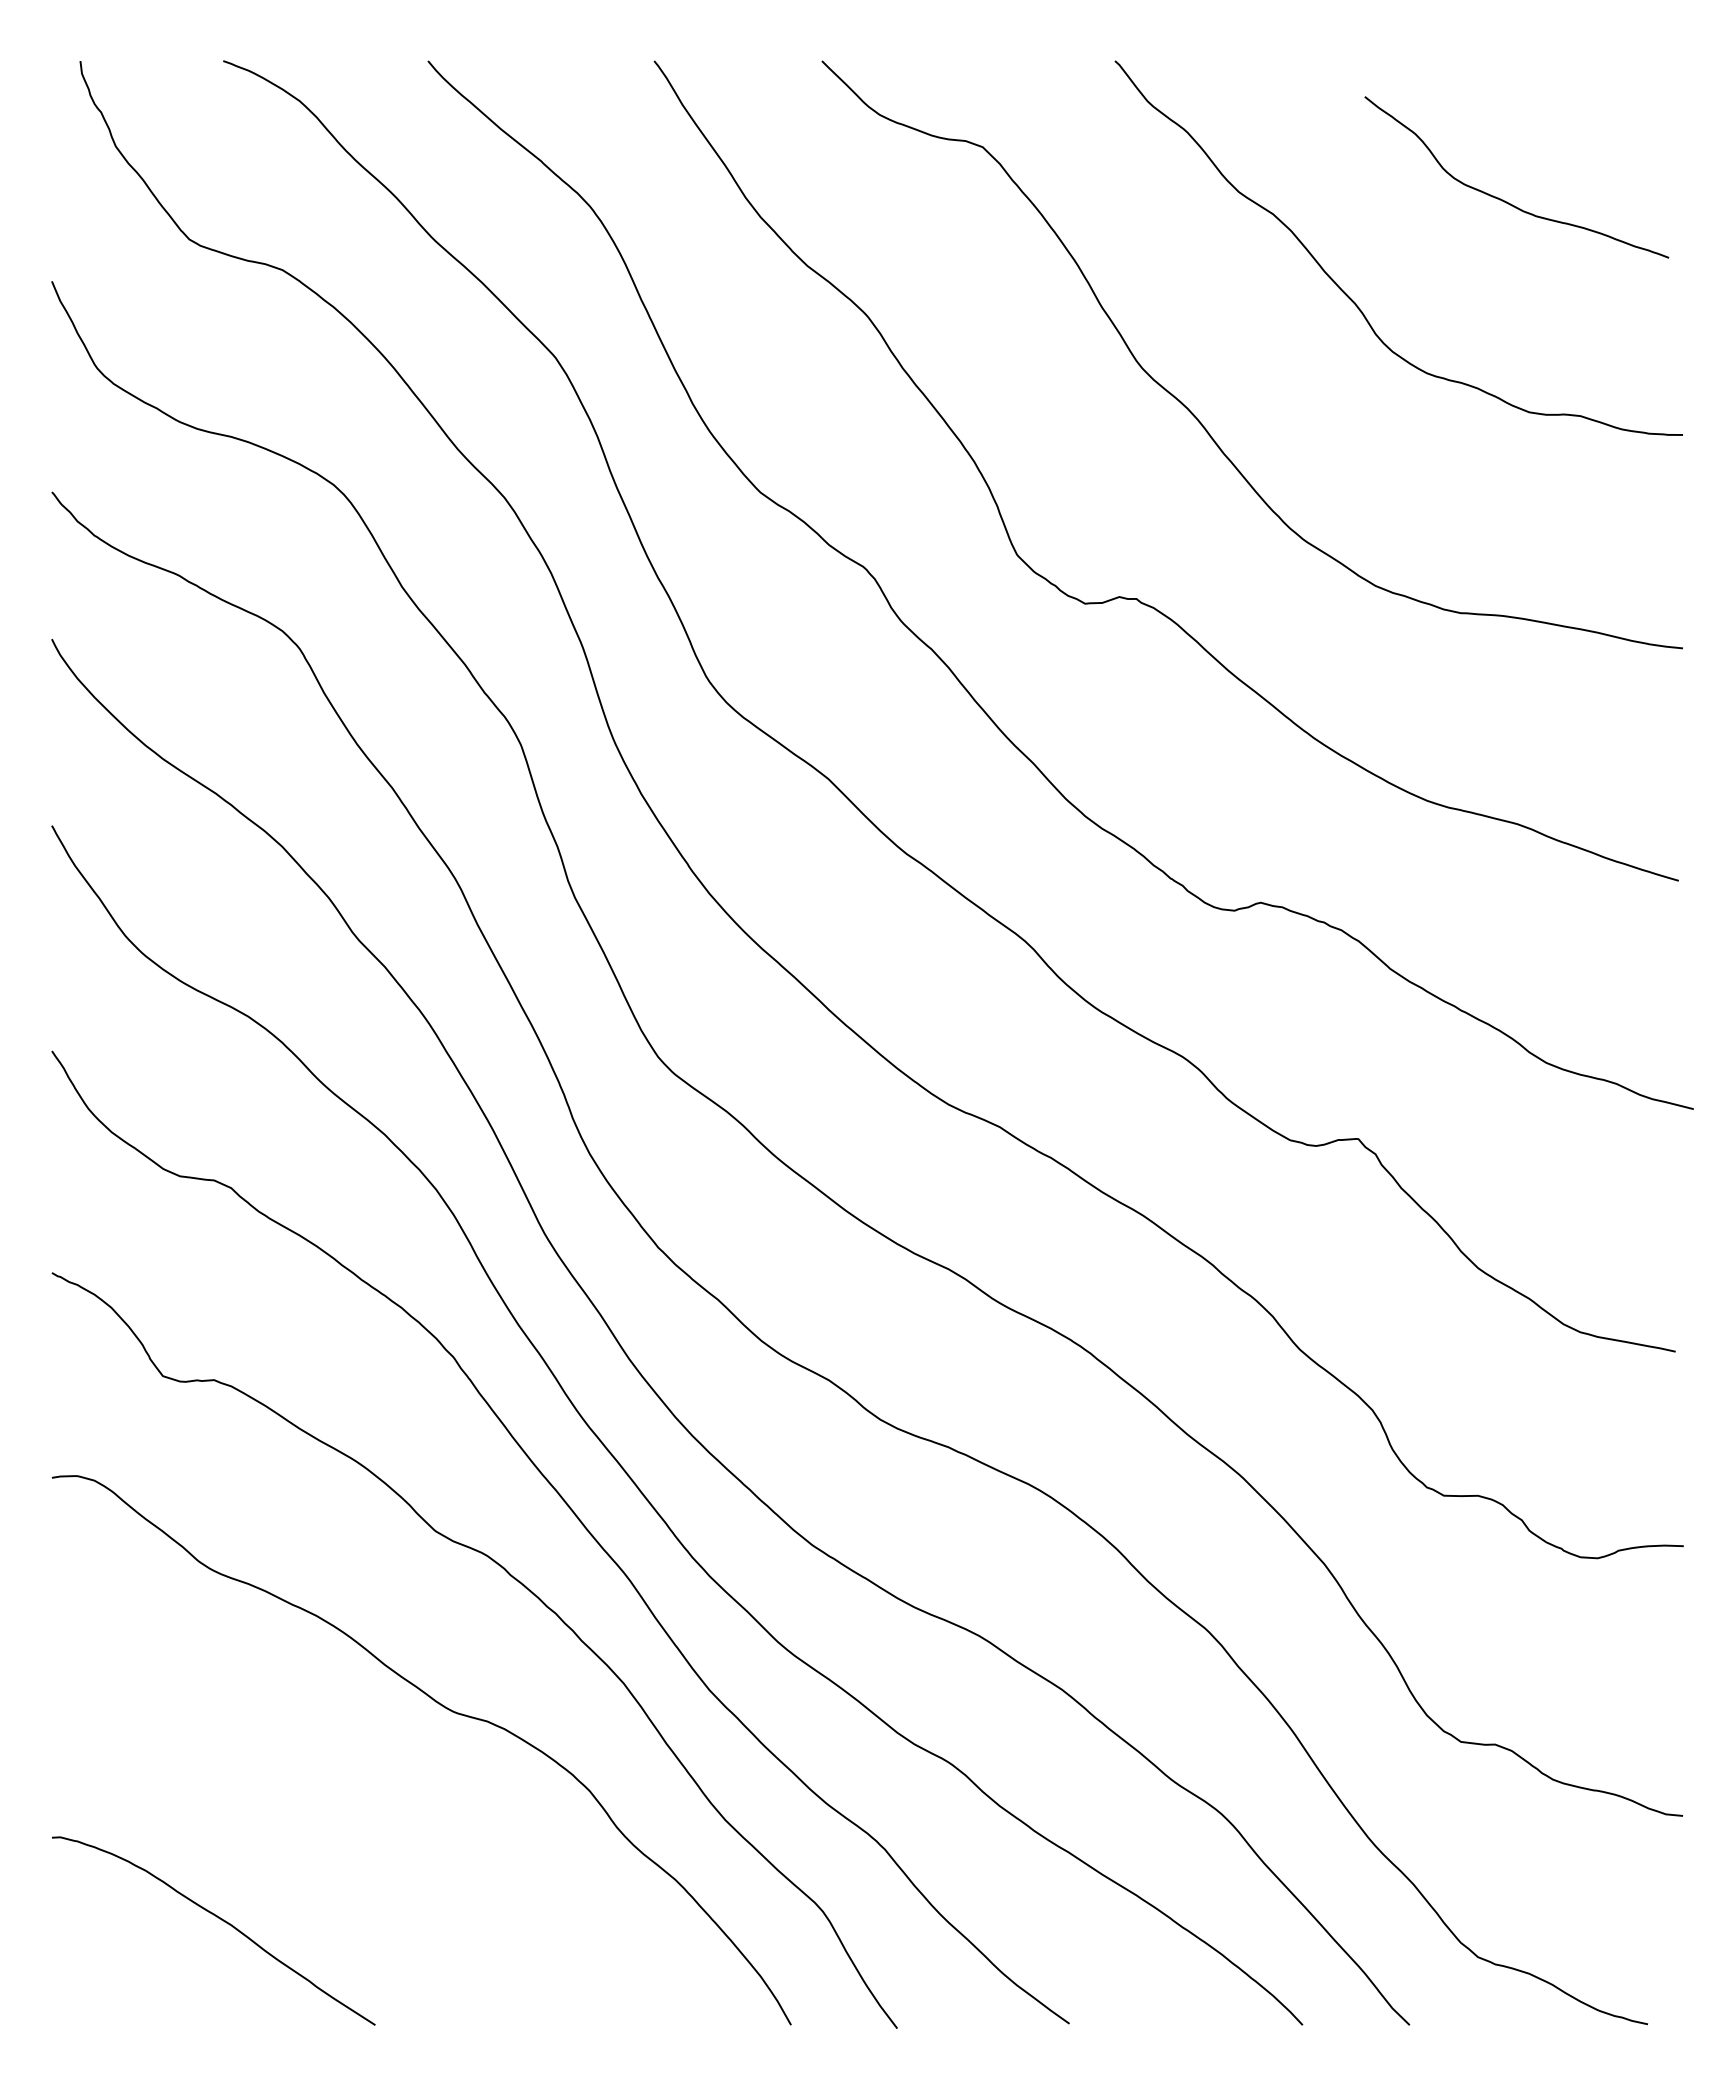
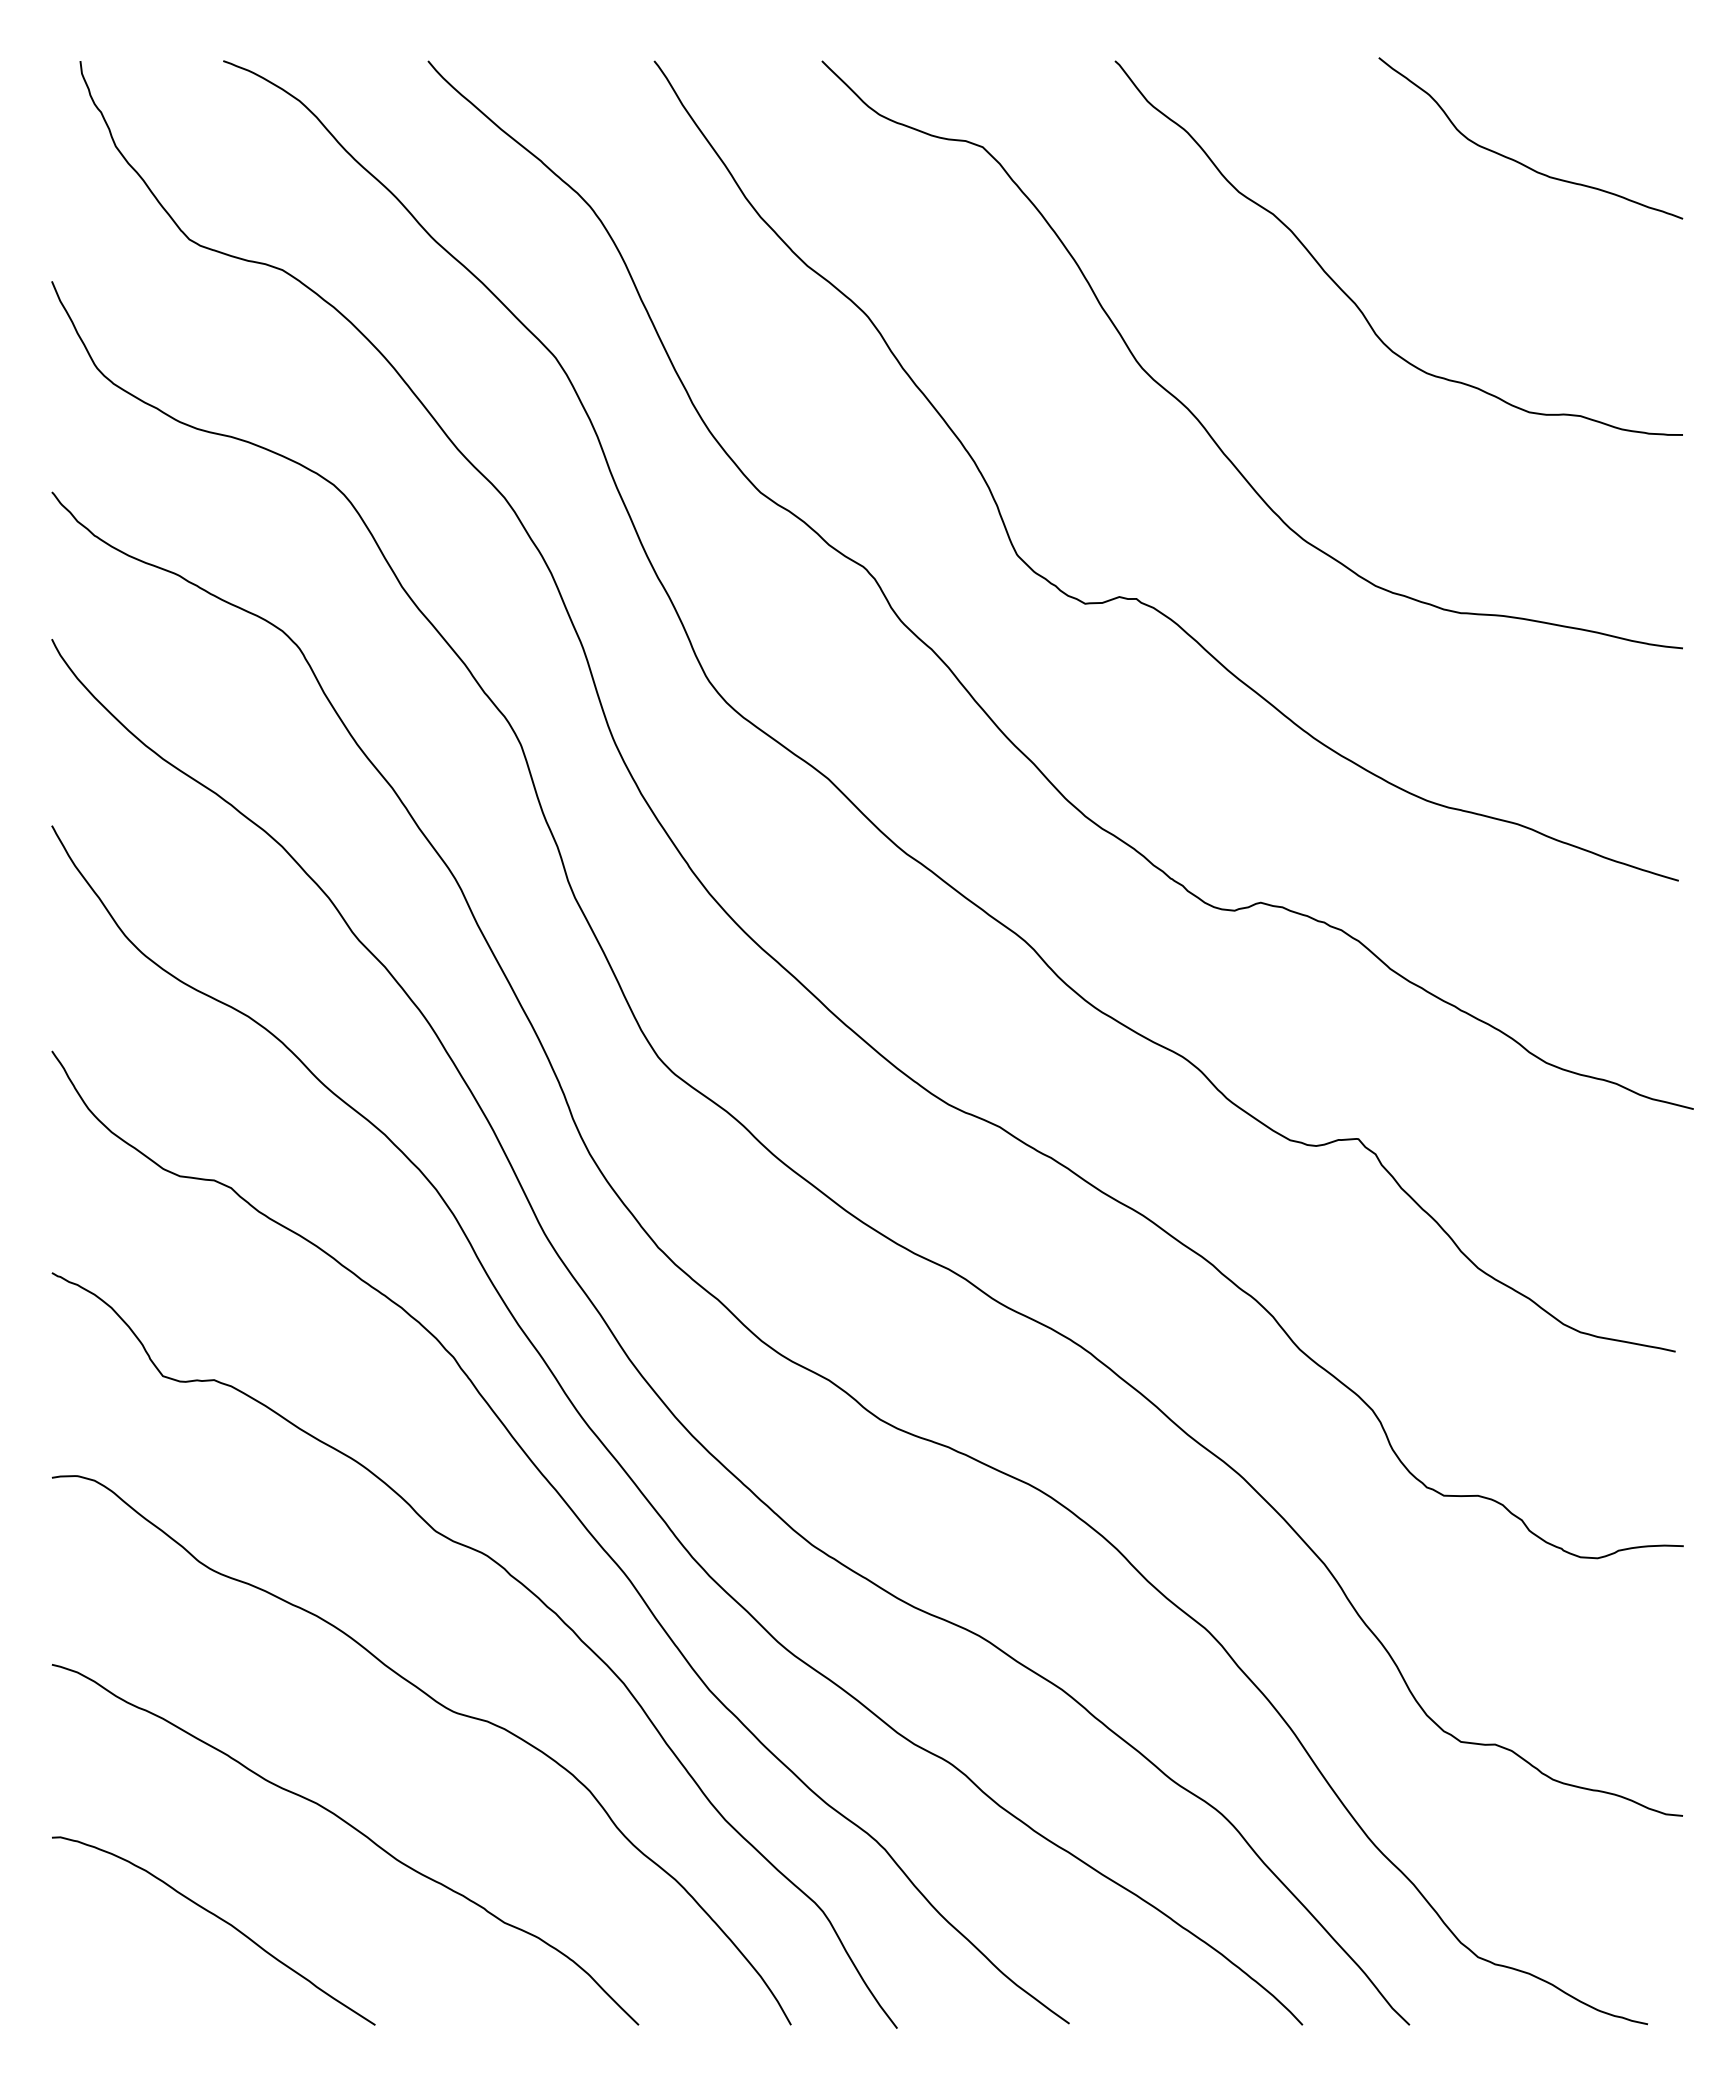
curve position: (1505, 200) -> (1519, 161) (1519, 161)
curve: none -> present (355, 1830)
